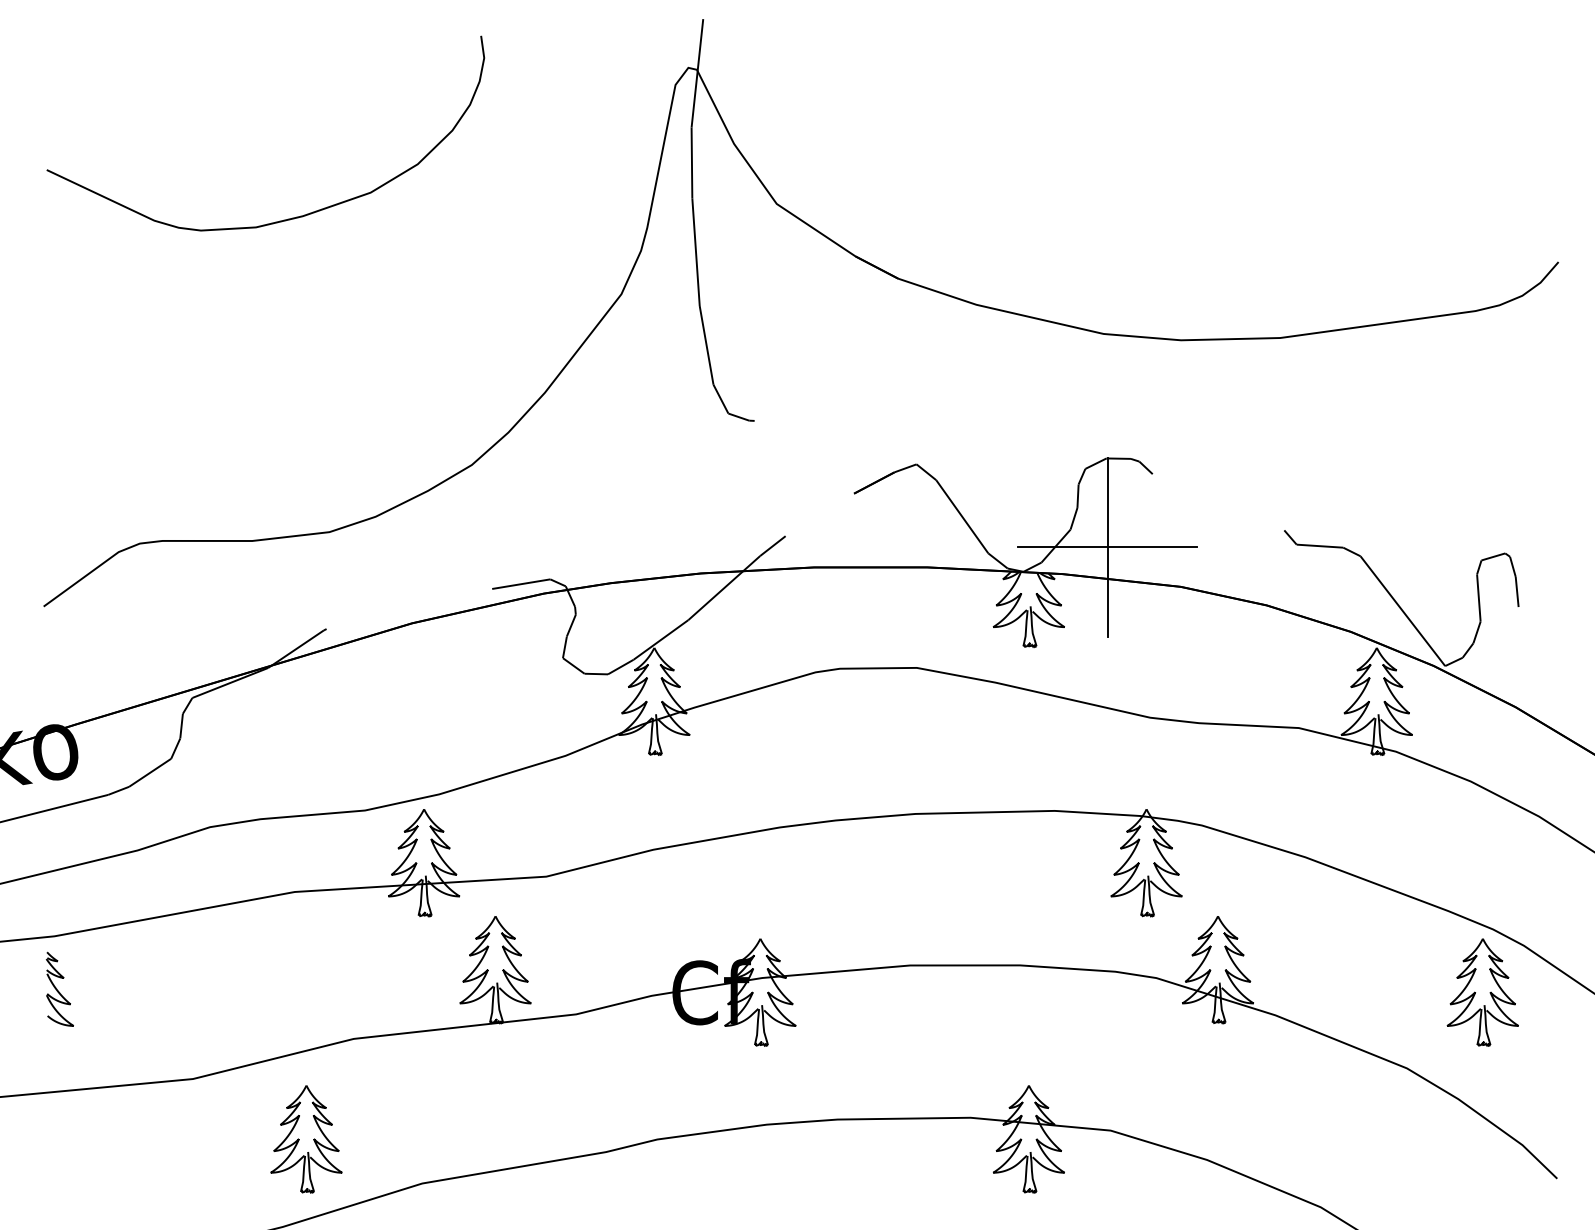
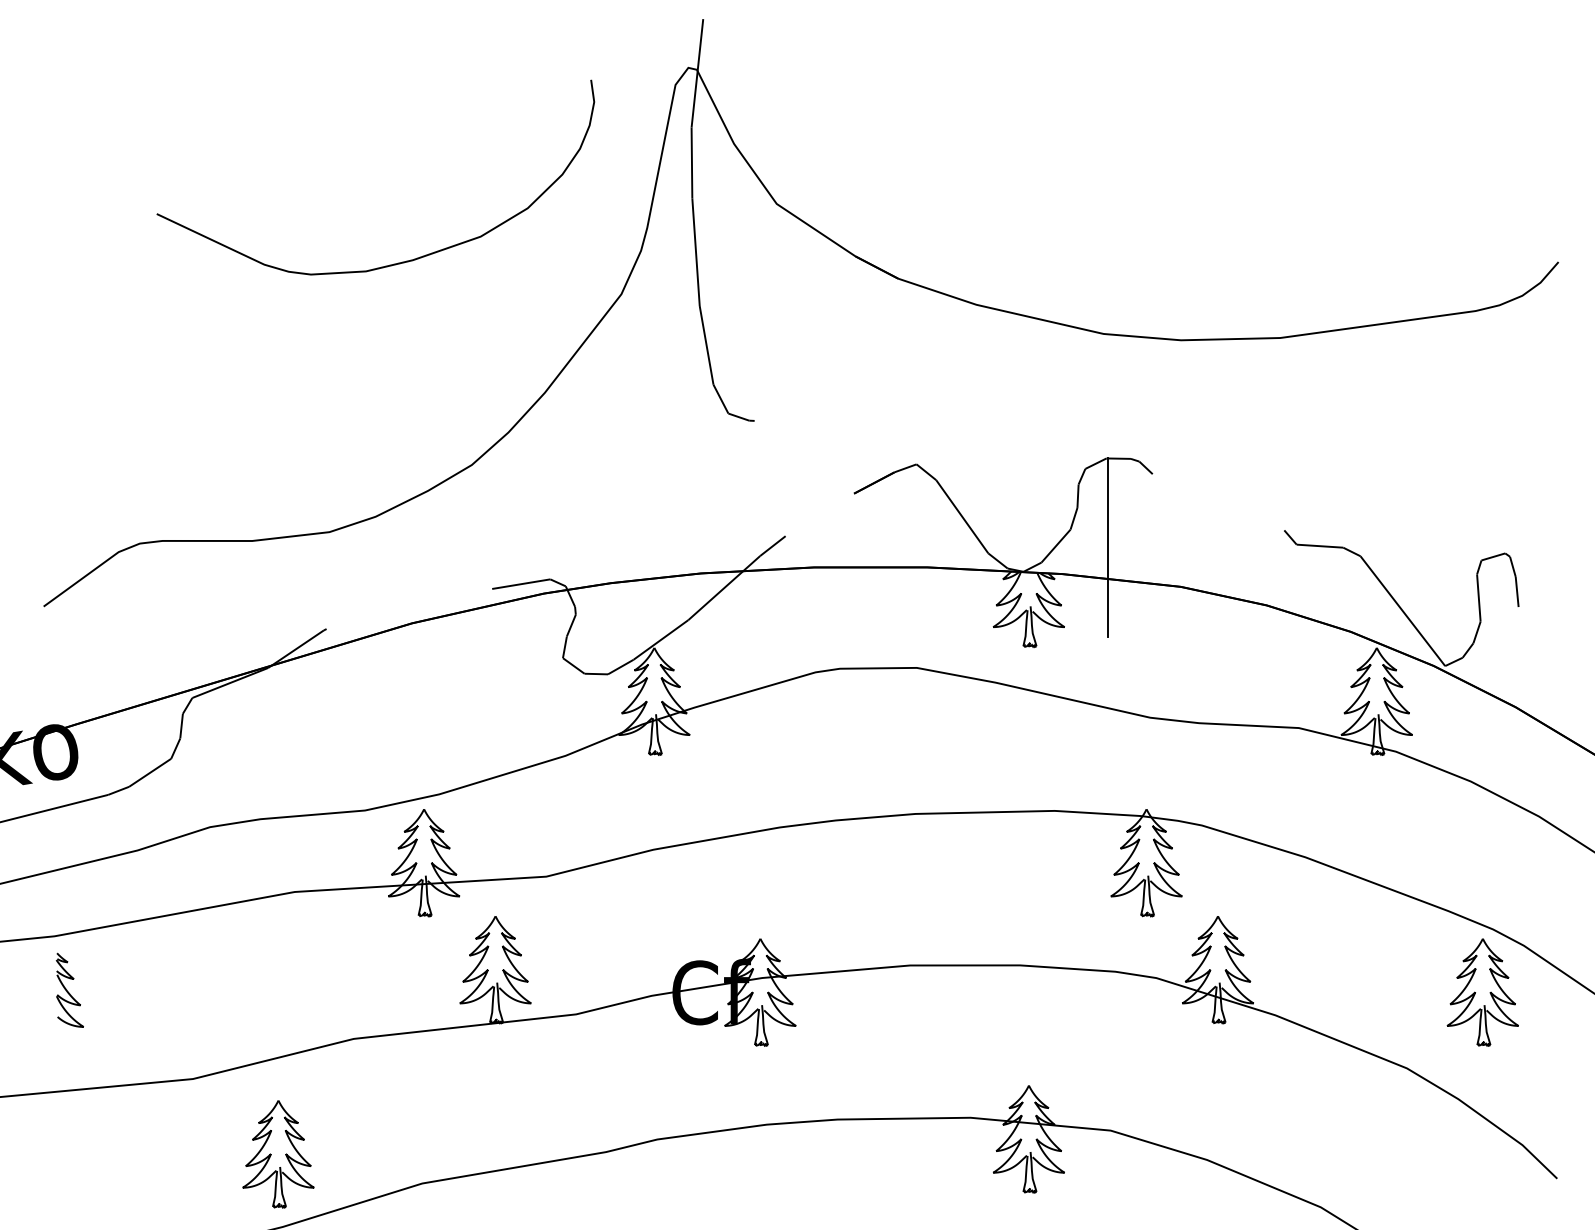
curve position: (283, 219) -> (393, 263) (393, 263)
line: present -> none (1107, 547)
part position: (59, 988) -> (69, 989) (69, 989)
part position: (306, 1139) -> (278, 1154) (278, 1154)
